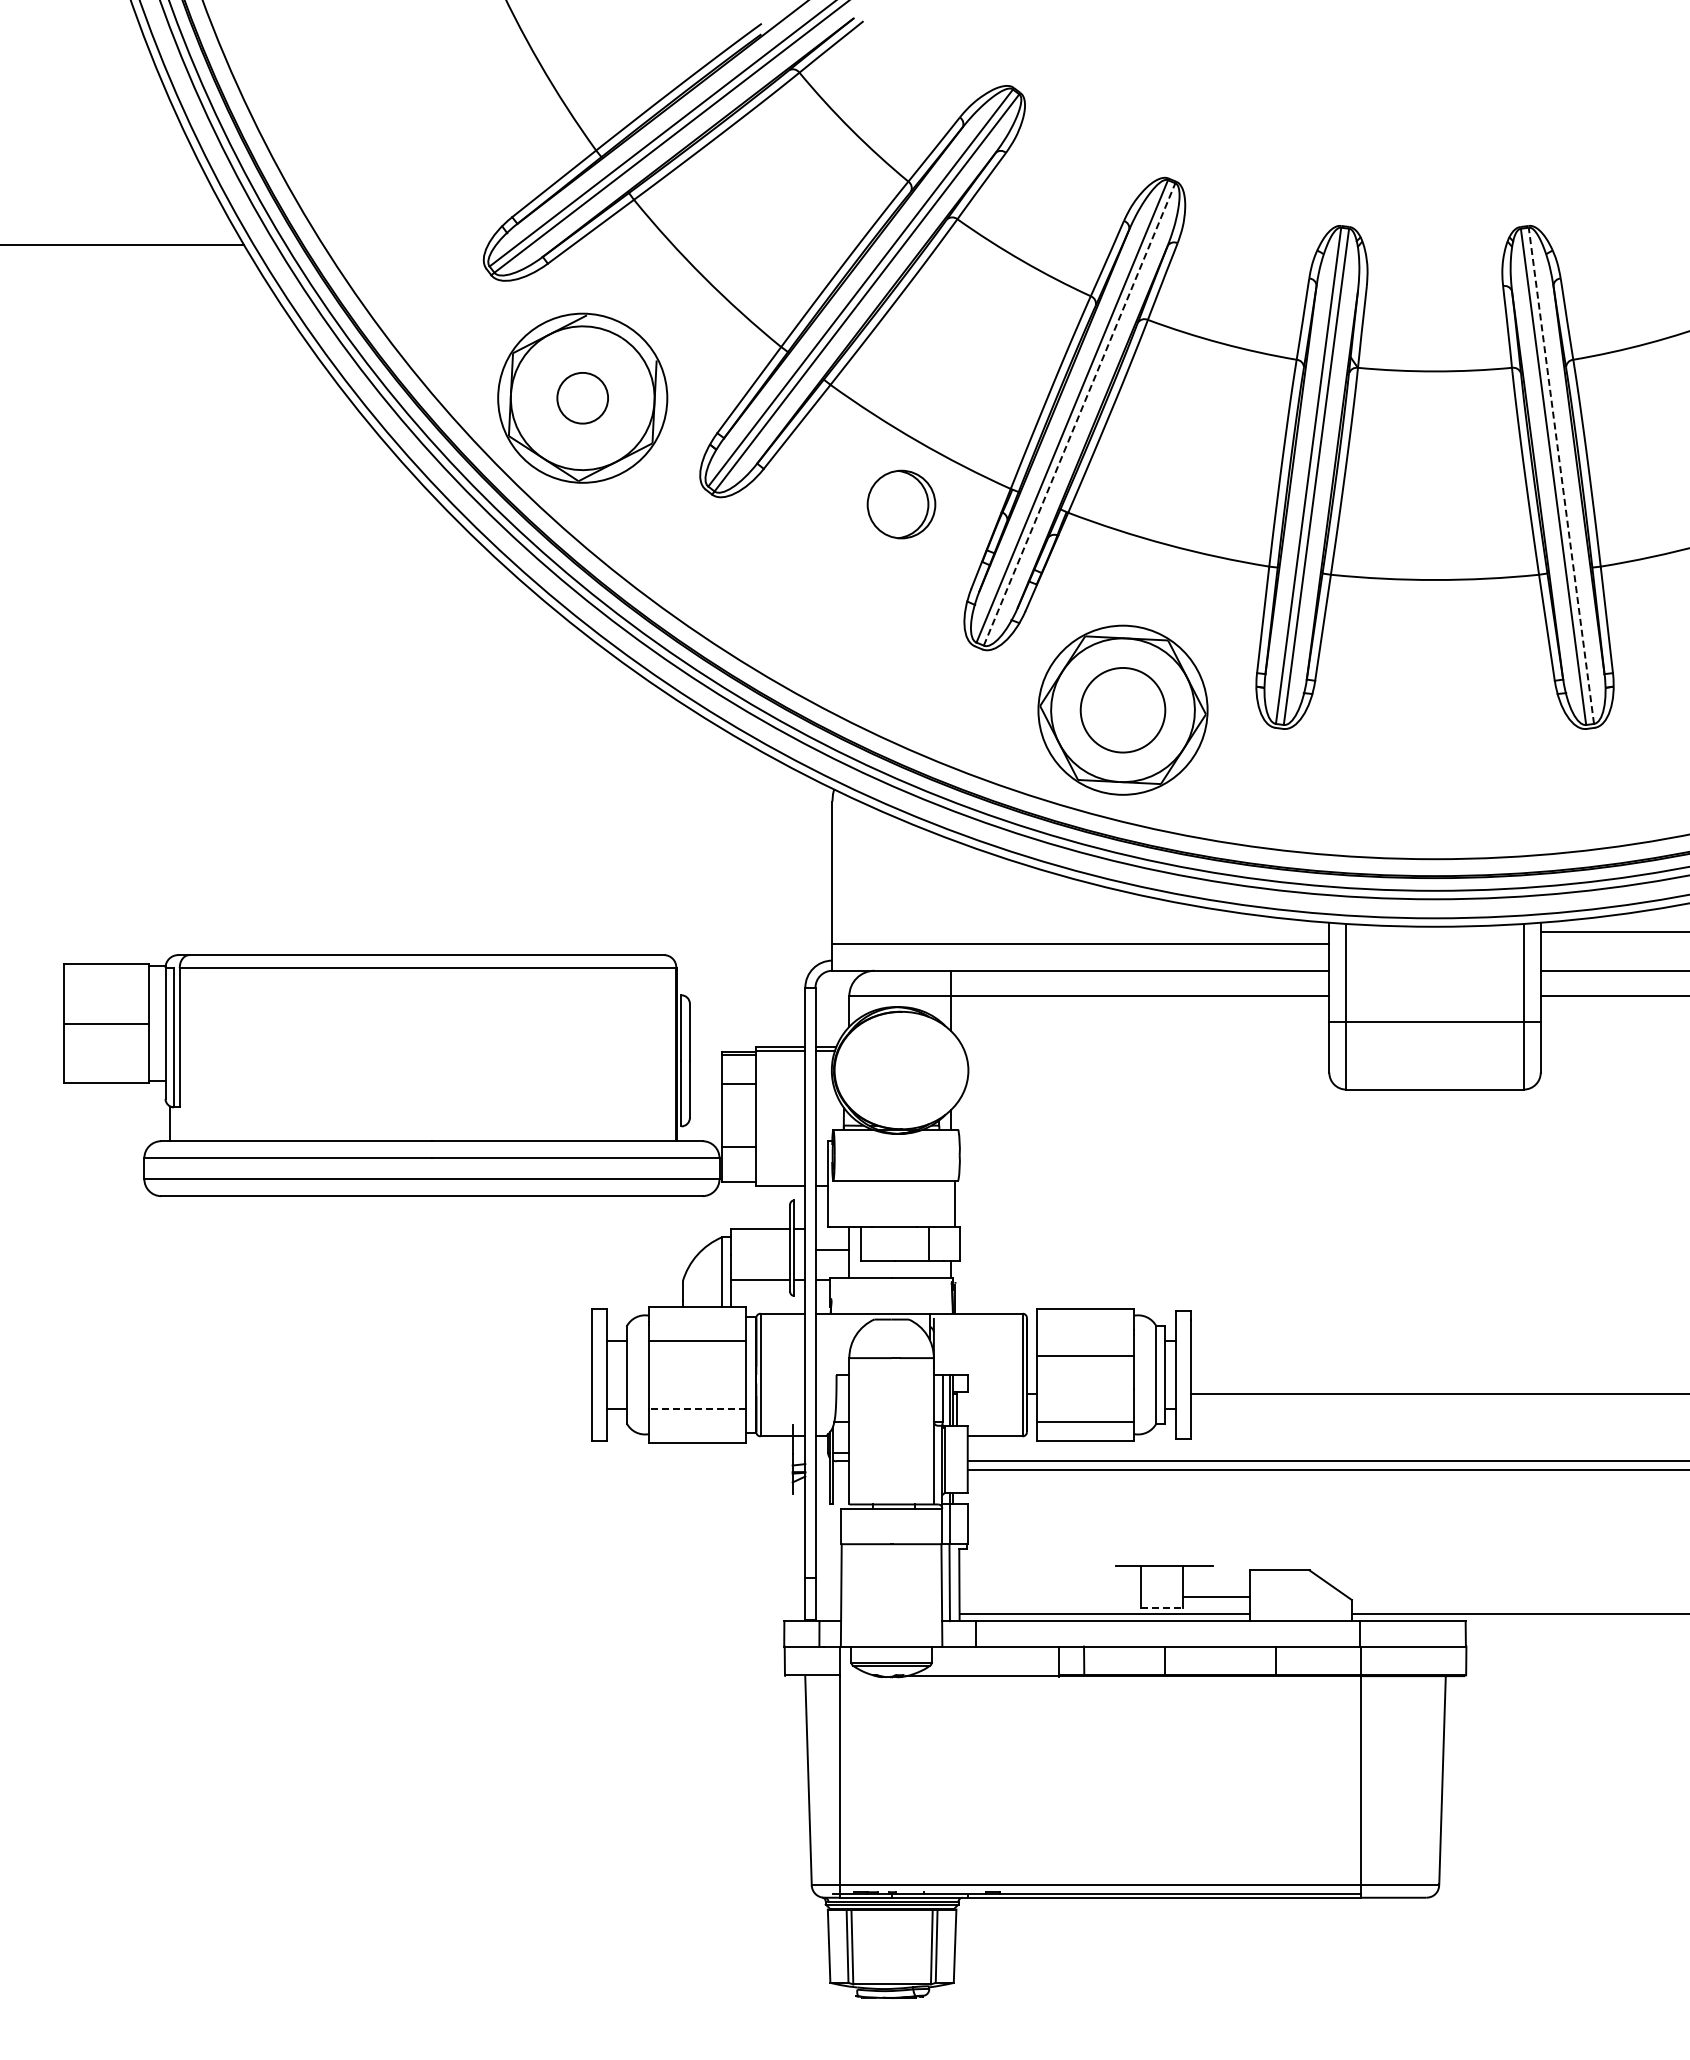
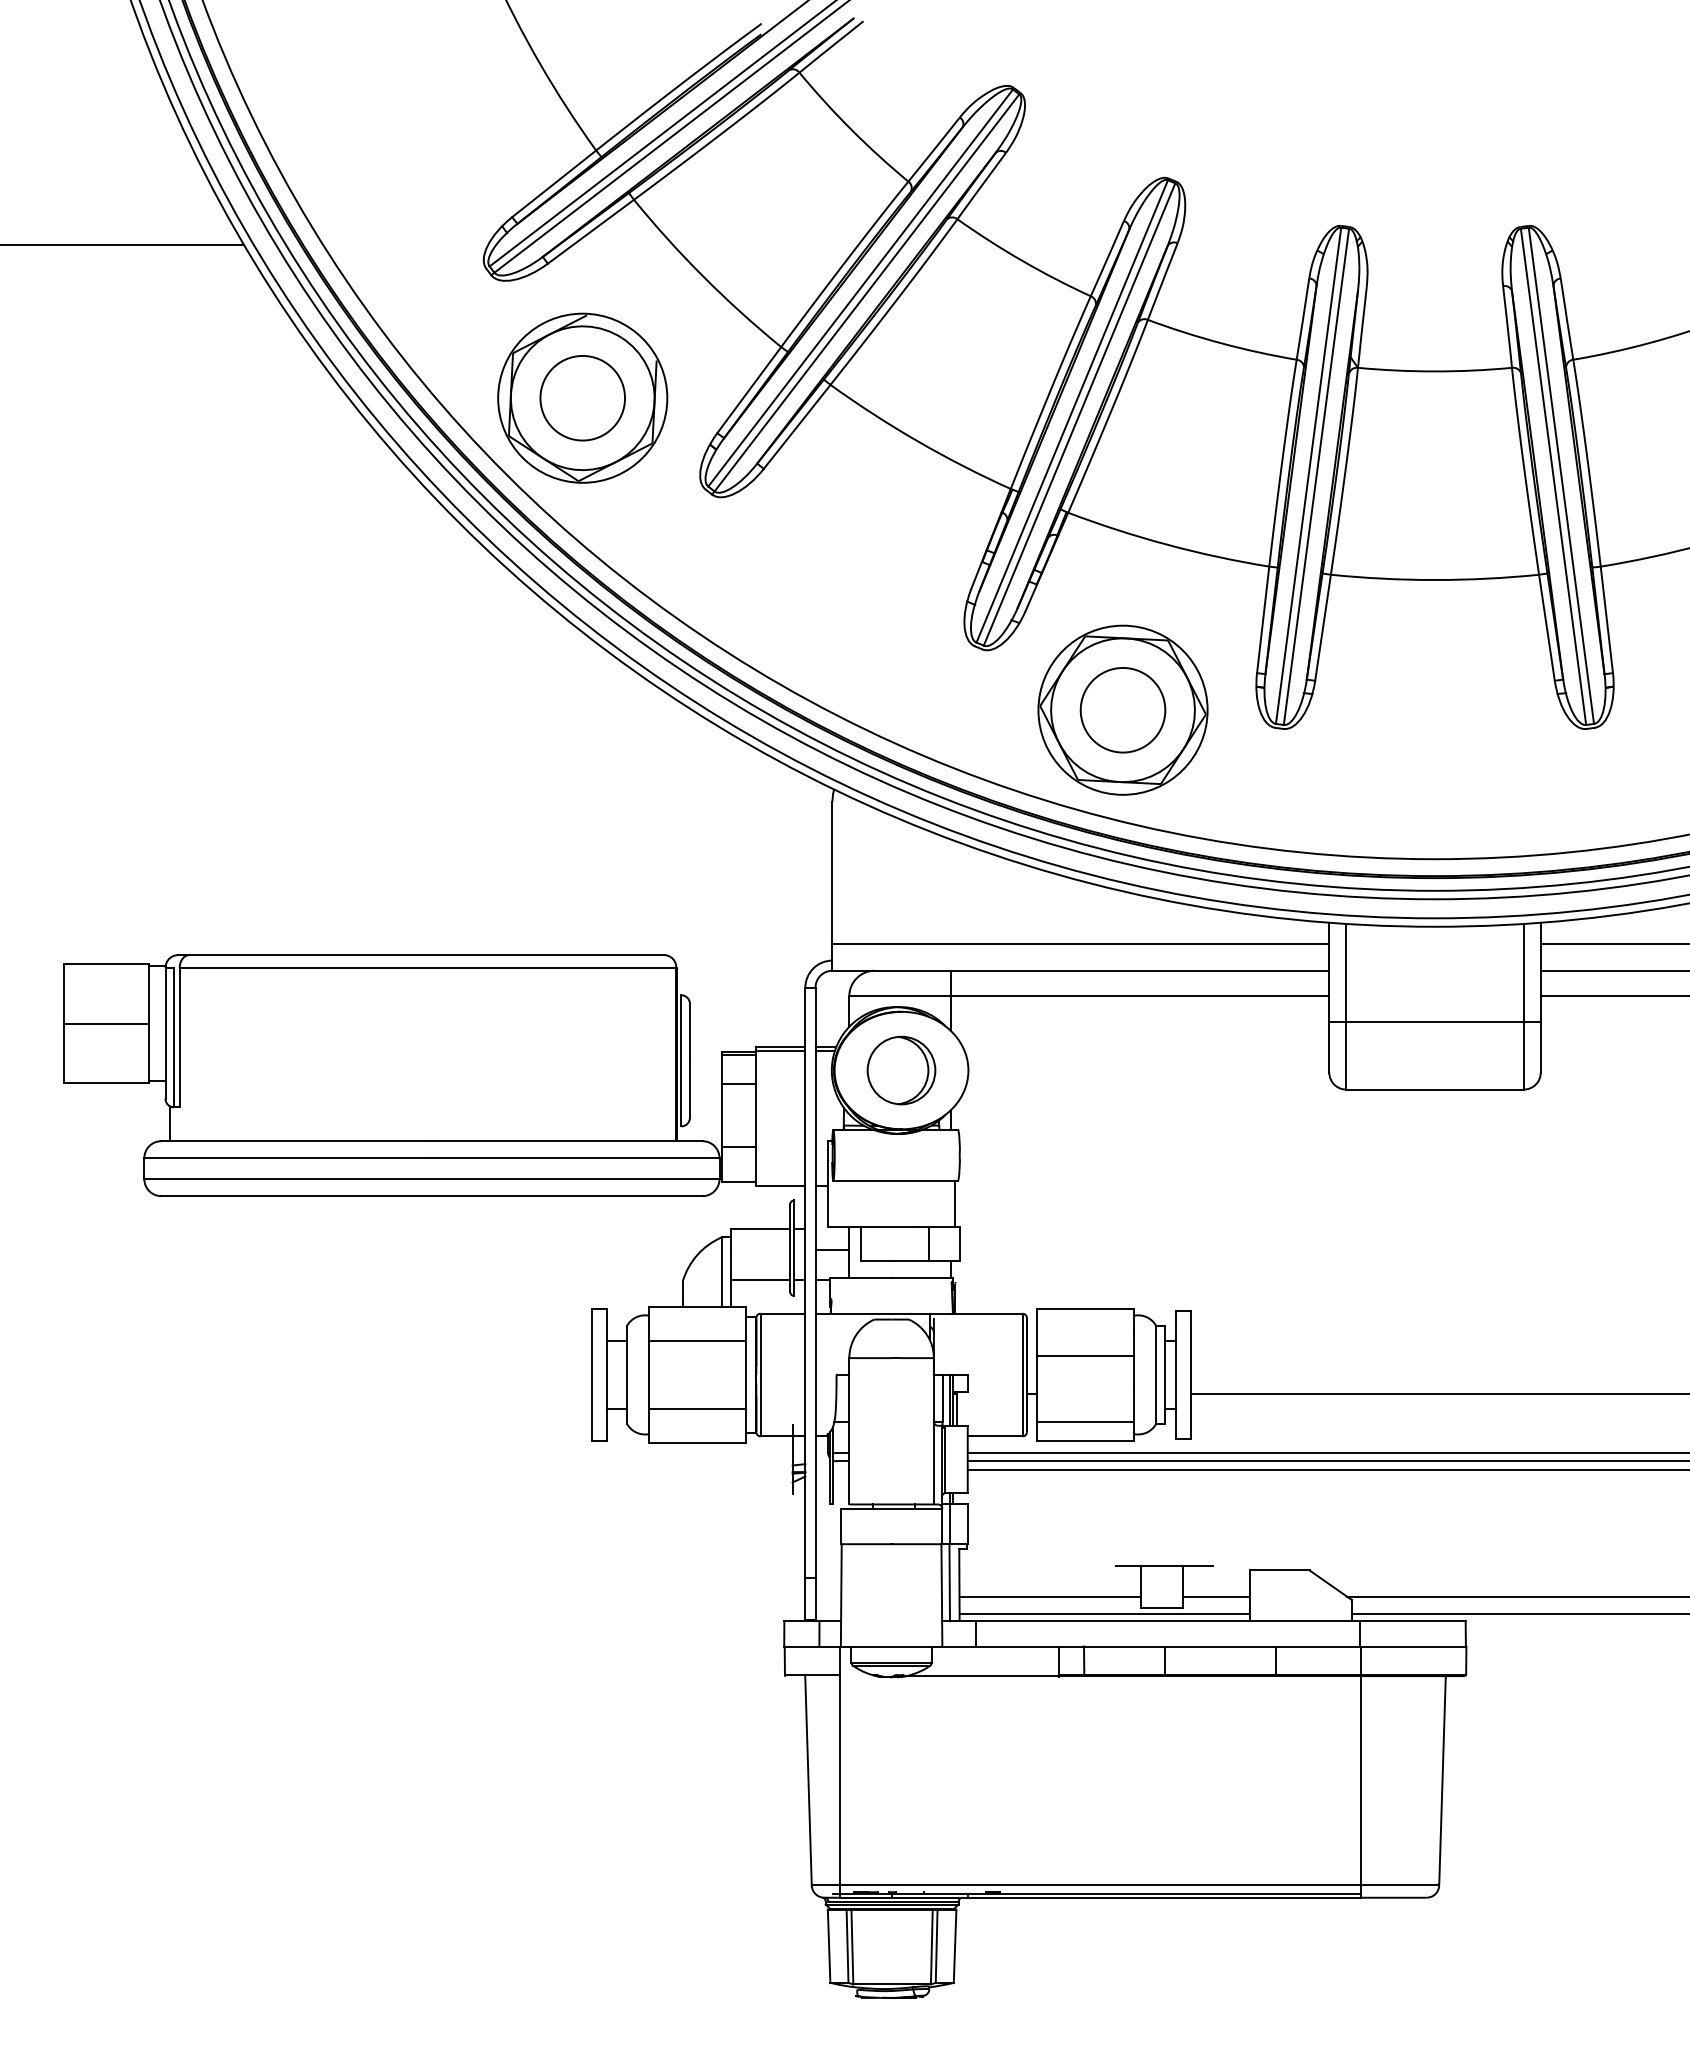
circle diameter: 51 px -> 85 px (582, 397)
line: dashed -> solid (1079, 413)
line: dashed -> solid (1561, 475)
part position: (901, 504) -> (901, 1070) (901, 1070)
line position: (1613, 931) -> (1613, 943) (1613, 943)
line: dashed -> solid (697, 1409)
line: none -> present (1326, 1452)
line: none -> present (1050, 1596)
line: none -> present (1516, 1596)
line: dashed -> solid (1161, 1608)
